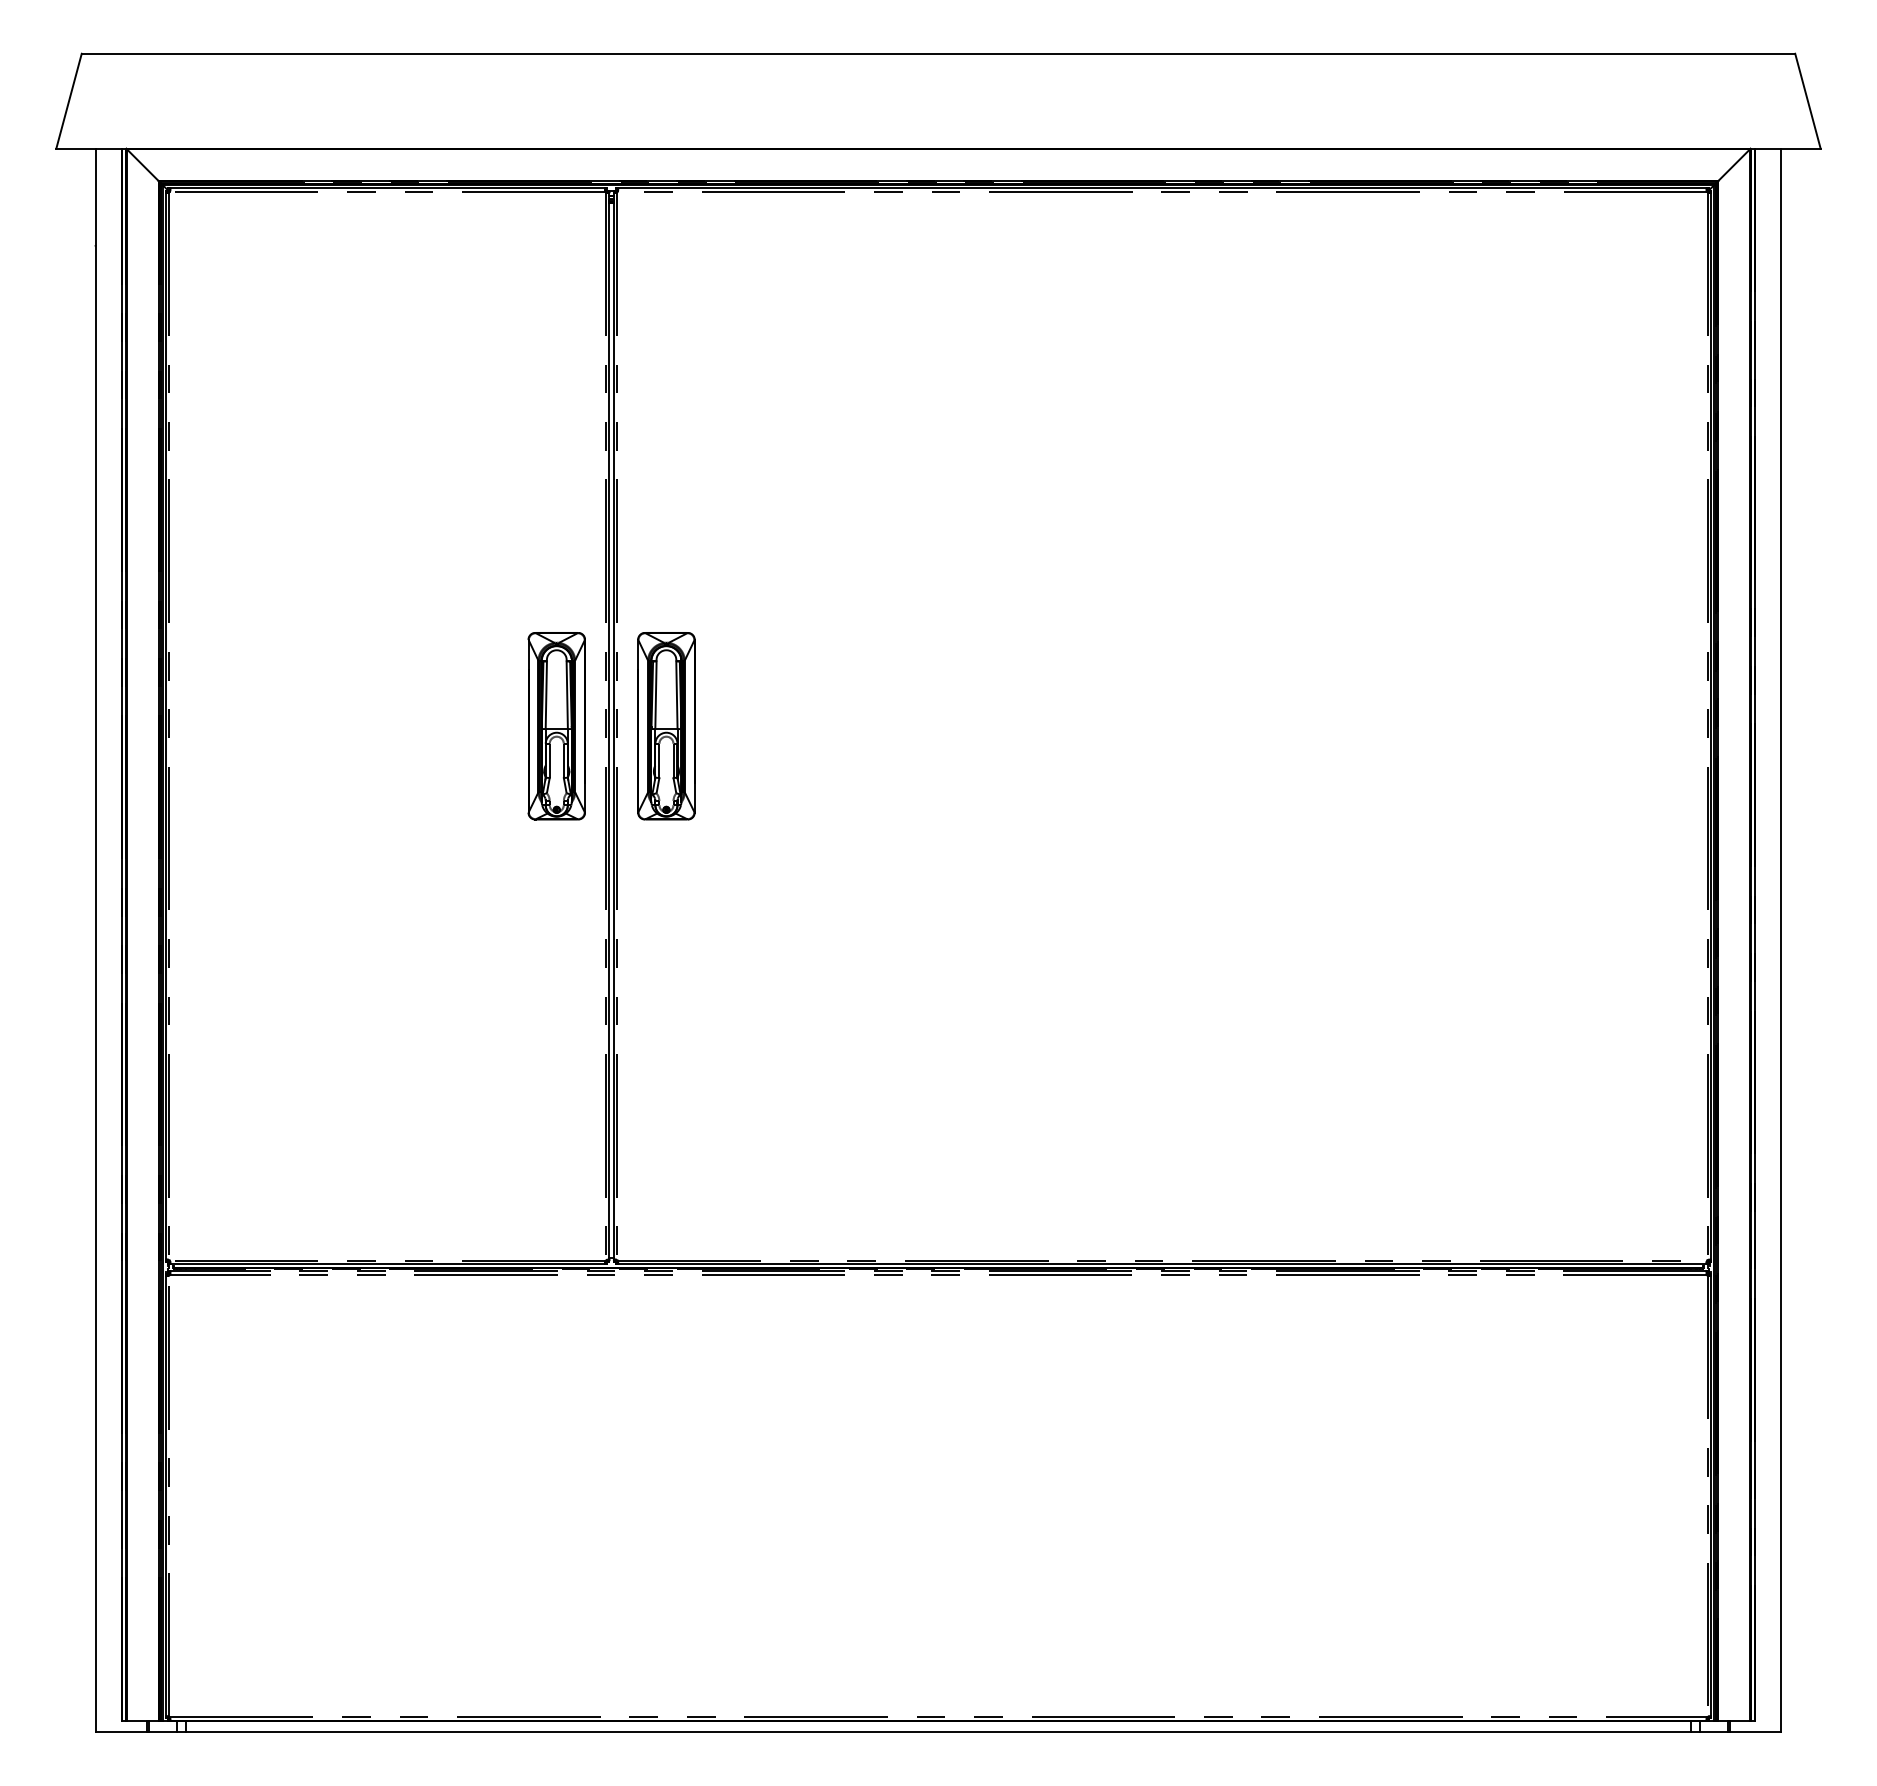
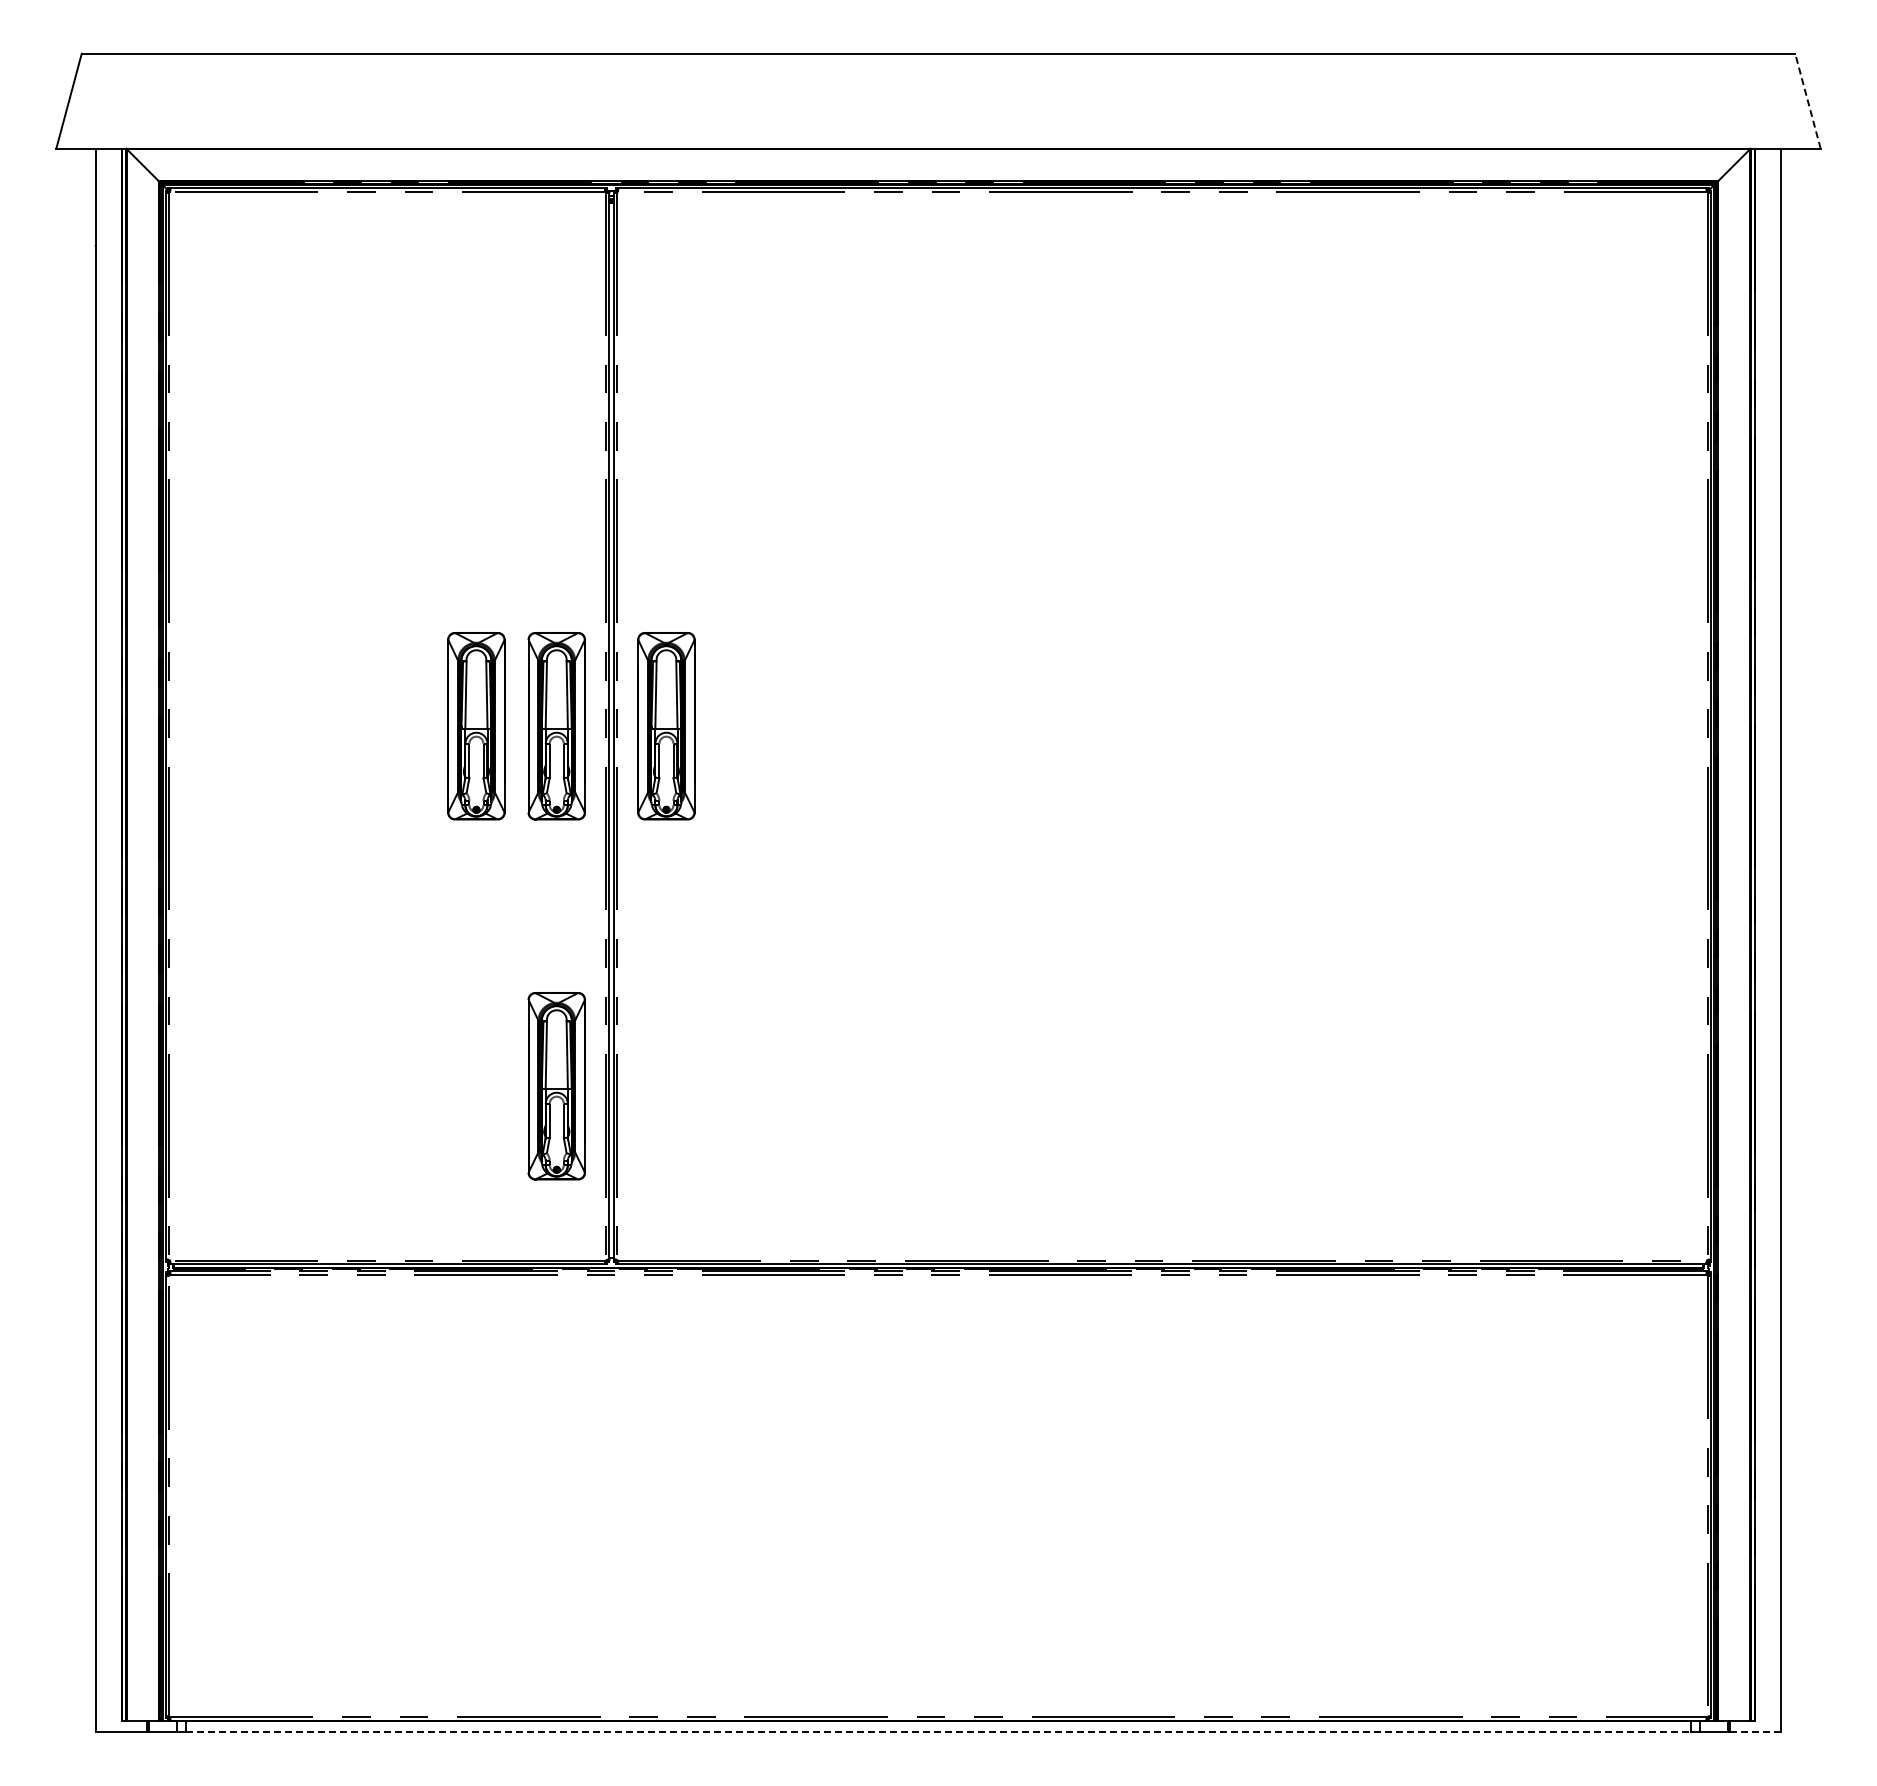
line: solid -> dashed (1807, 100)
part: none -> present (476, 726)
part: none -> present (556, 1086)
line: solid -> dashed (939, 1732)
line: solid -> dashed (1756, 1732)
